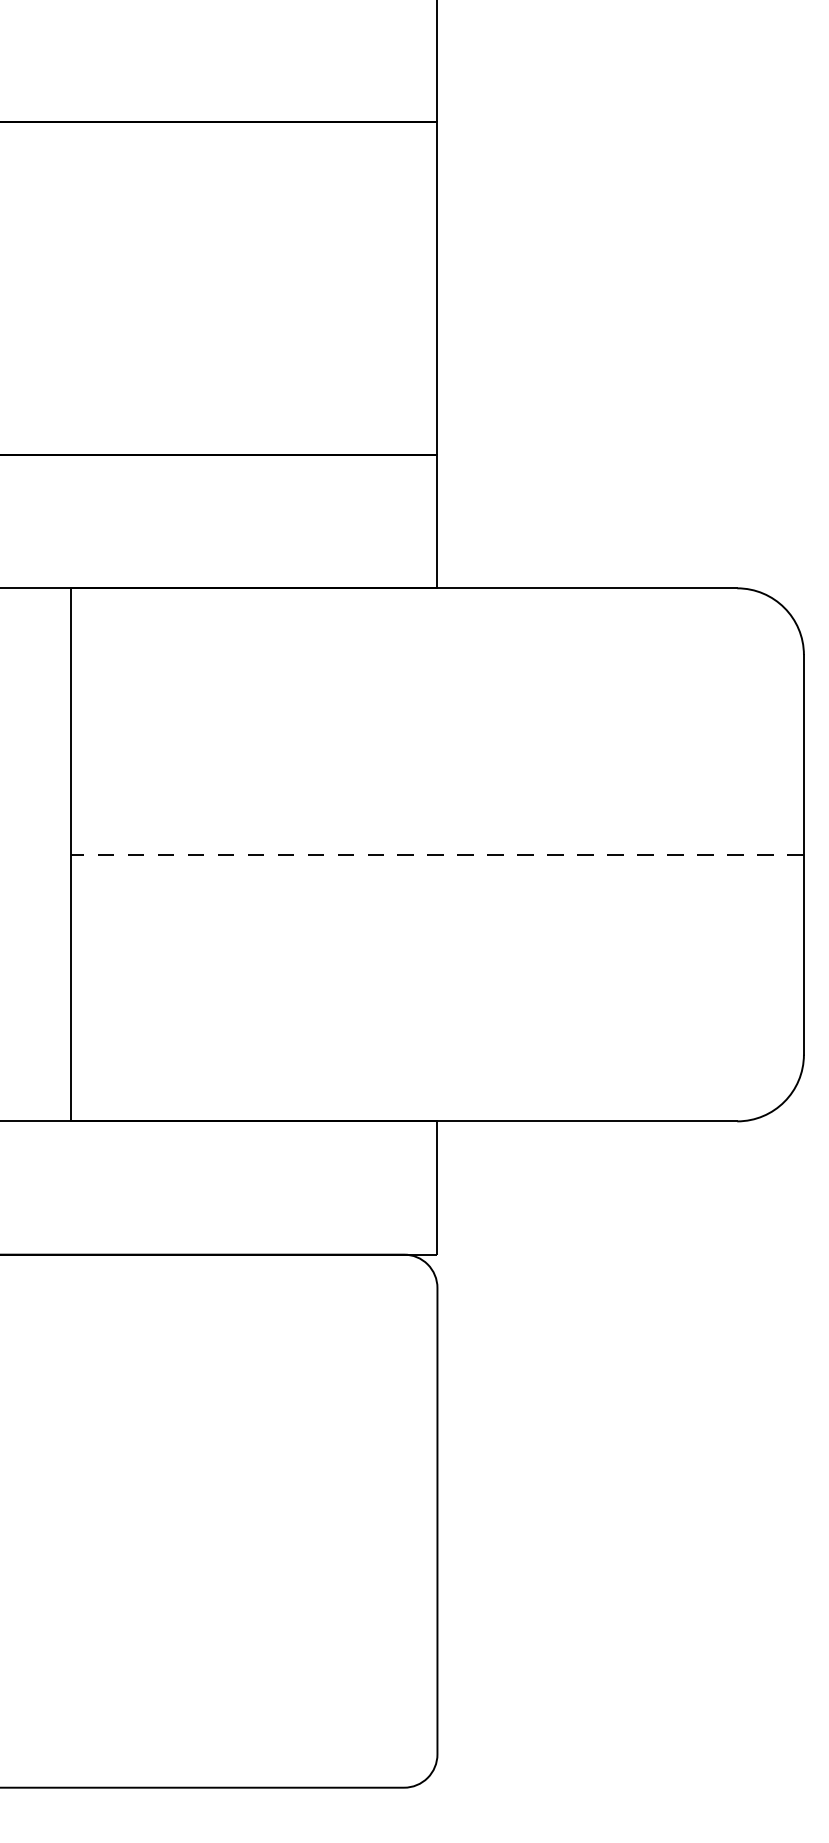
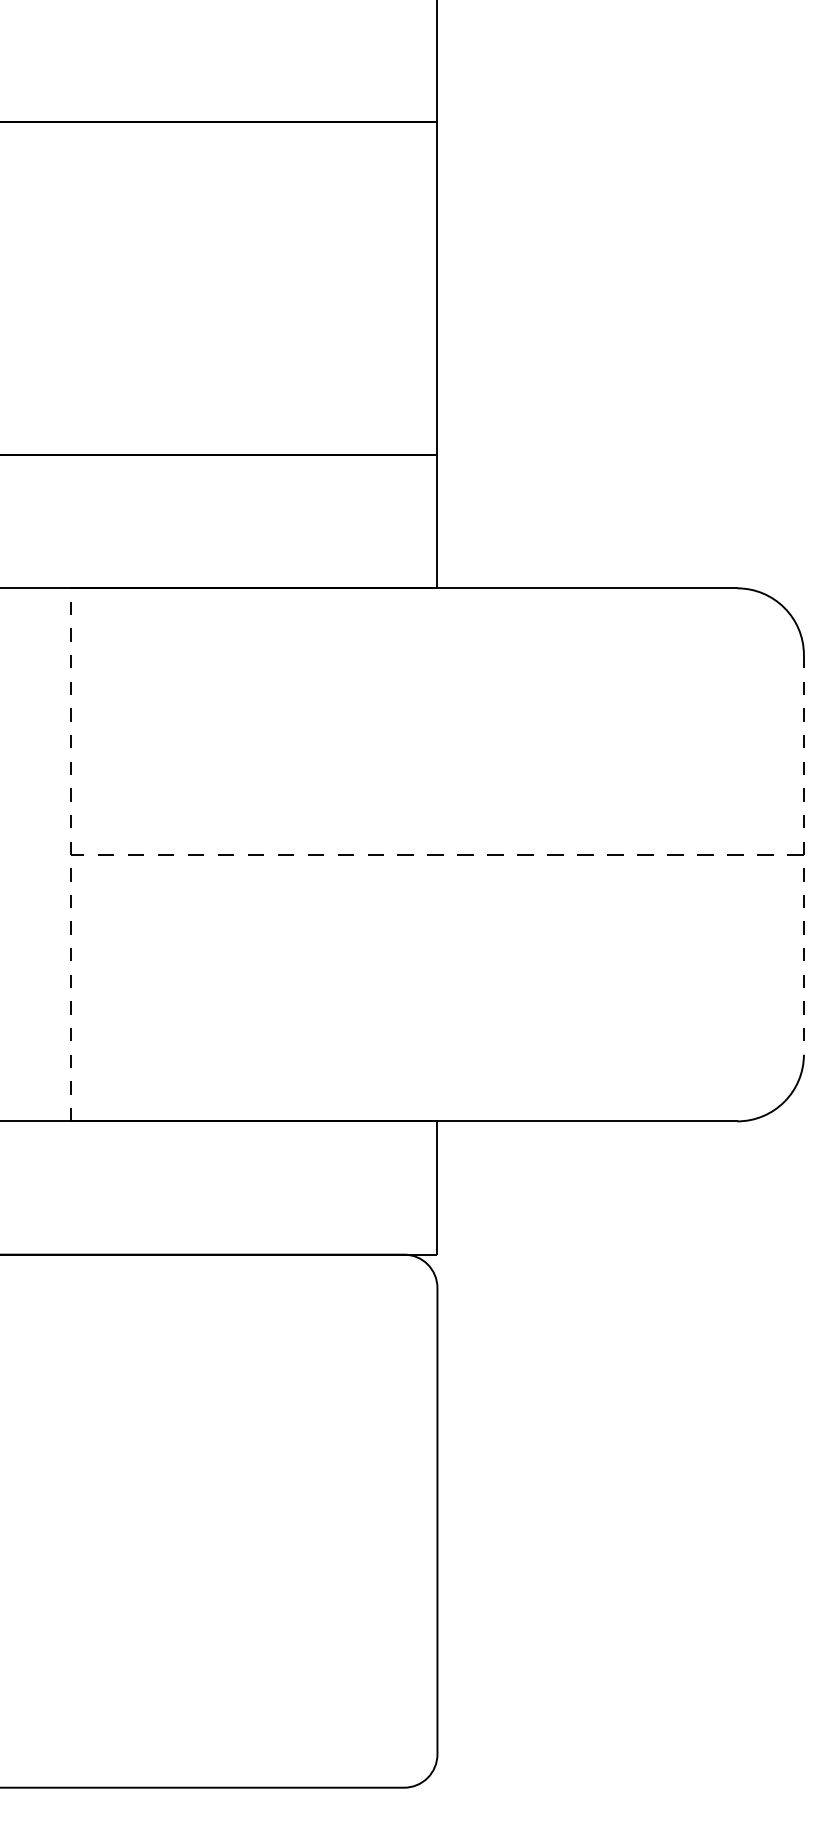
line: solid -> dashed (70, 854)
line: solid -> dashed (803, 854)
